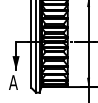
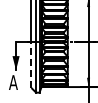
line: solid -> dashed (31, 65)
